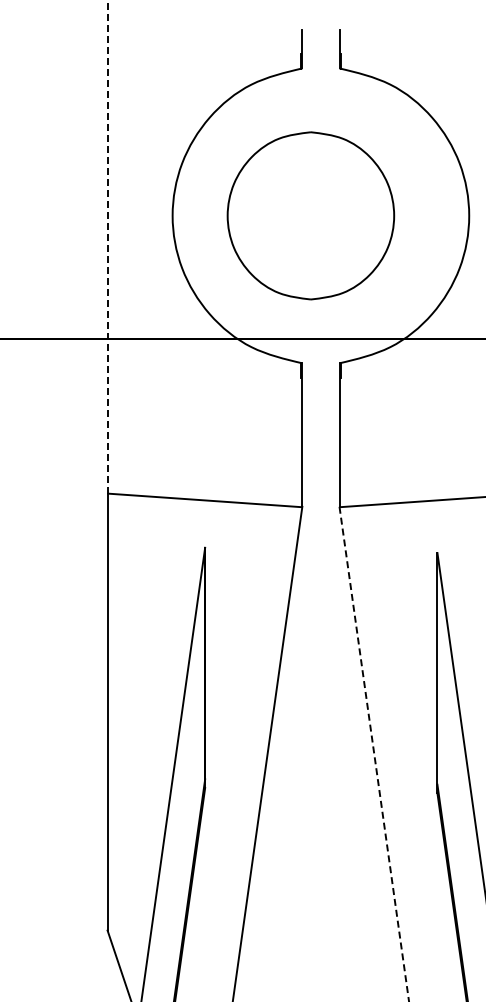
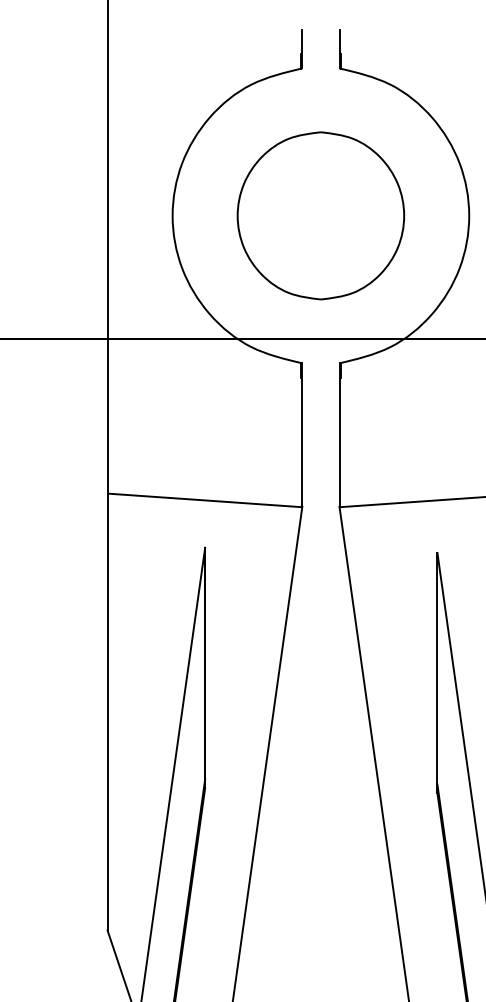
part position: (310, 215) -> (320, 215) (320, 215)
line: dashed -> solid (107, 246)
line: dashed -> solid (374, 754)
